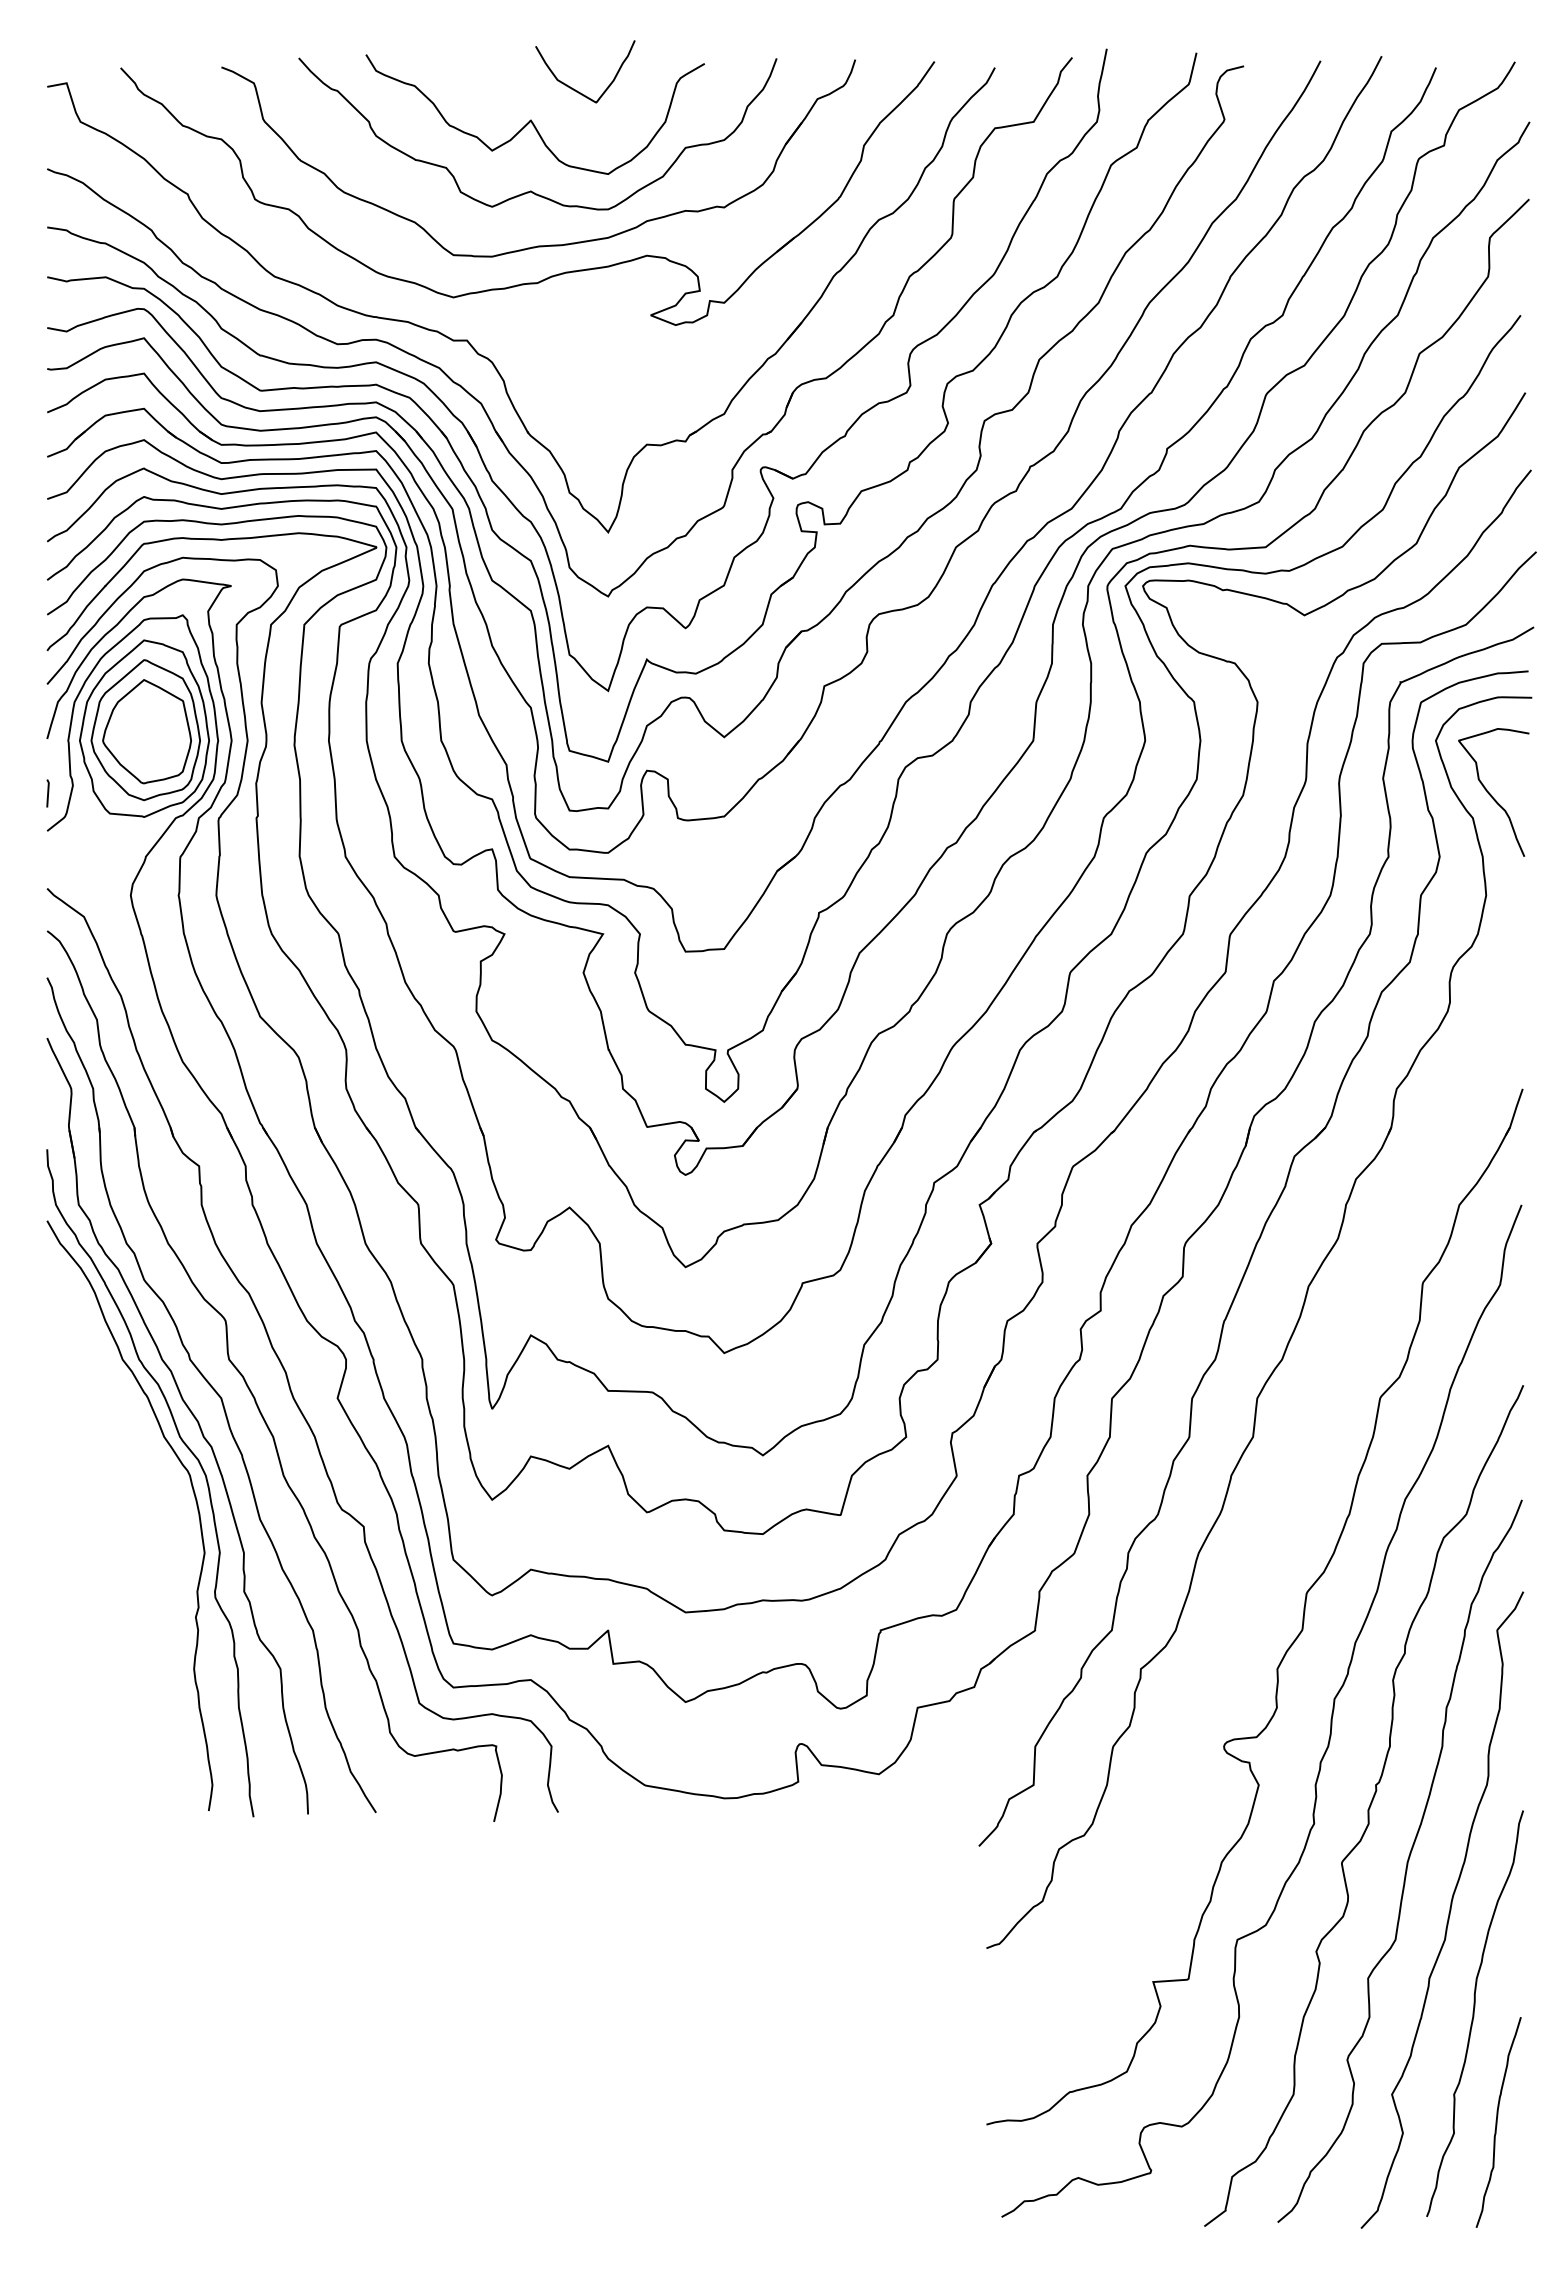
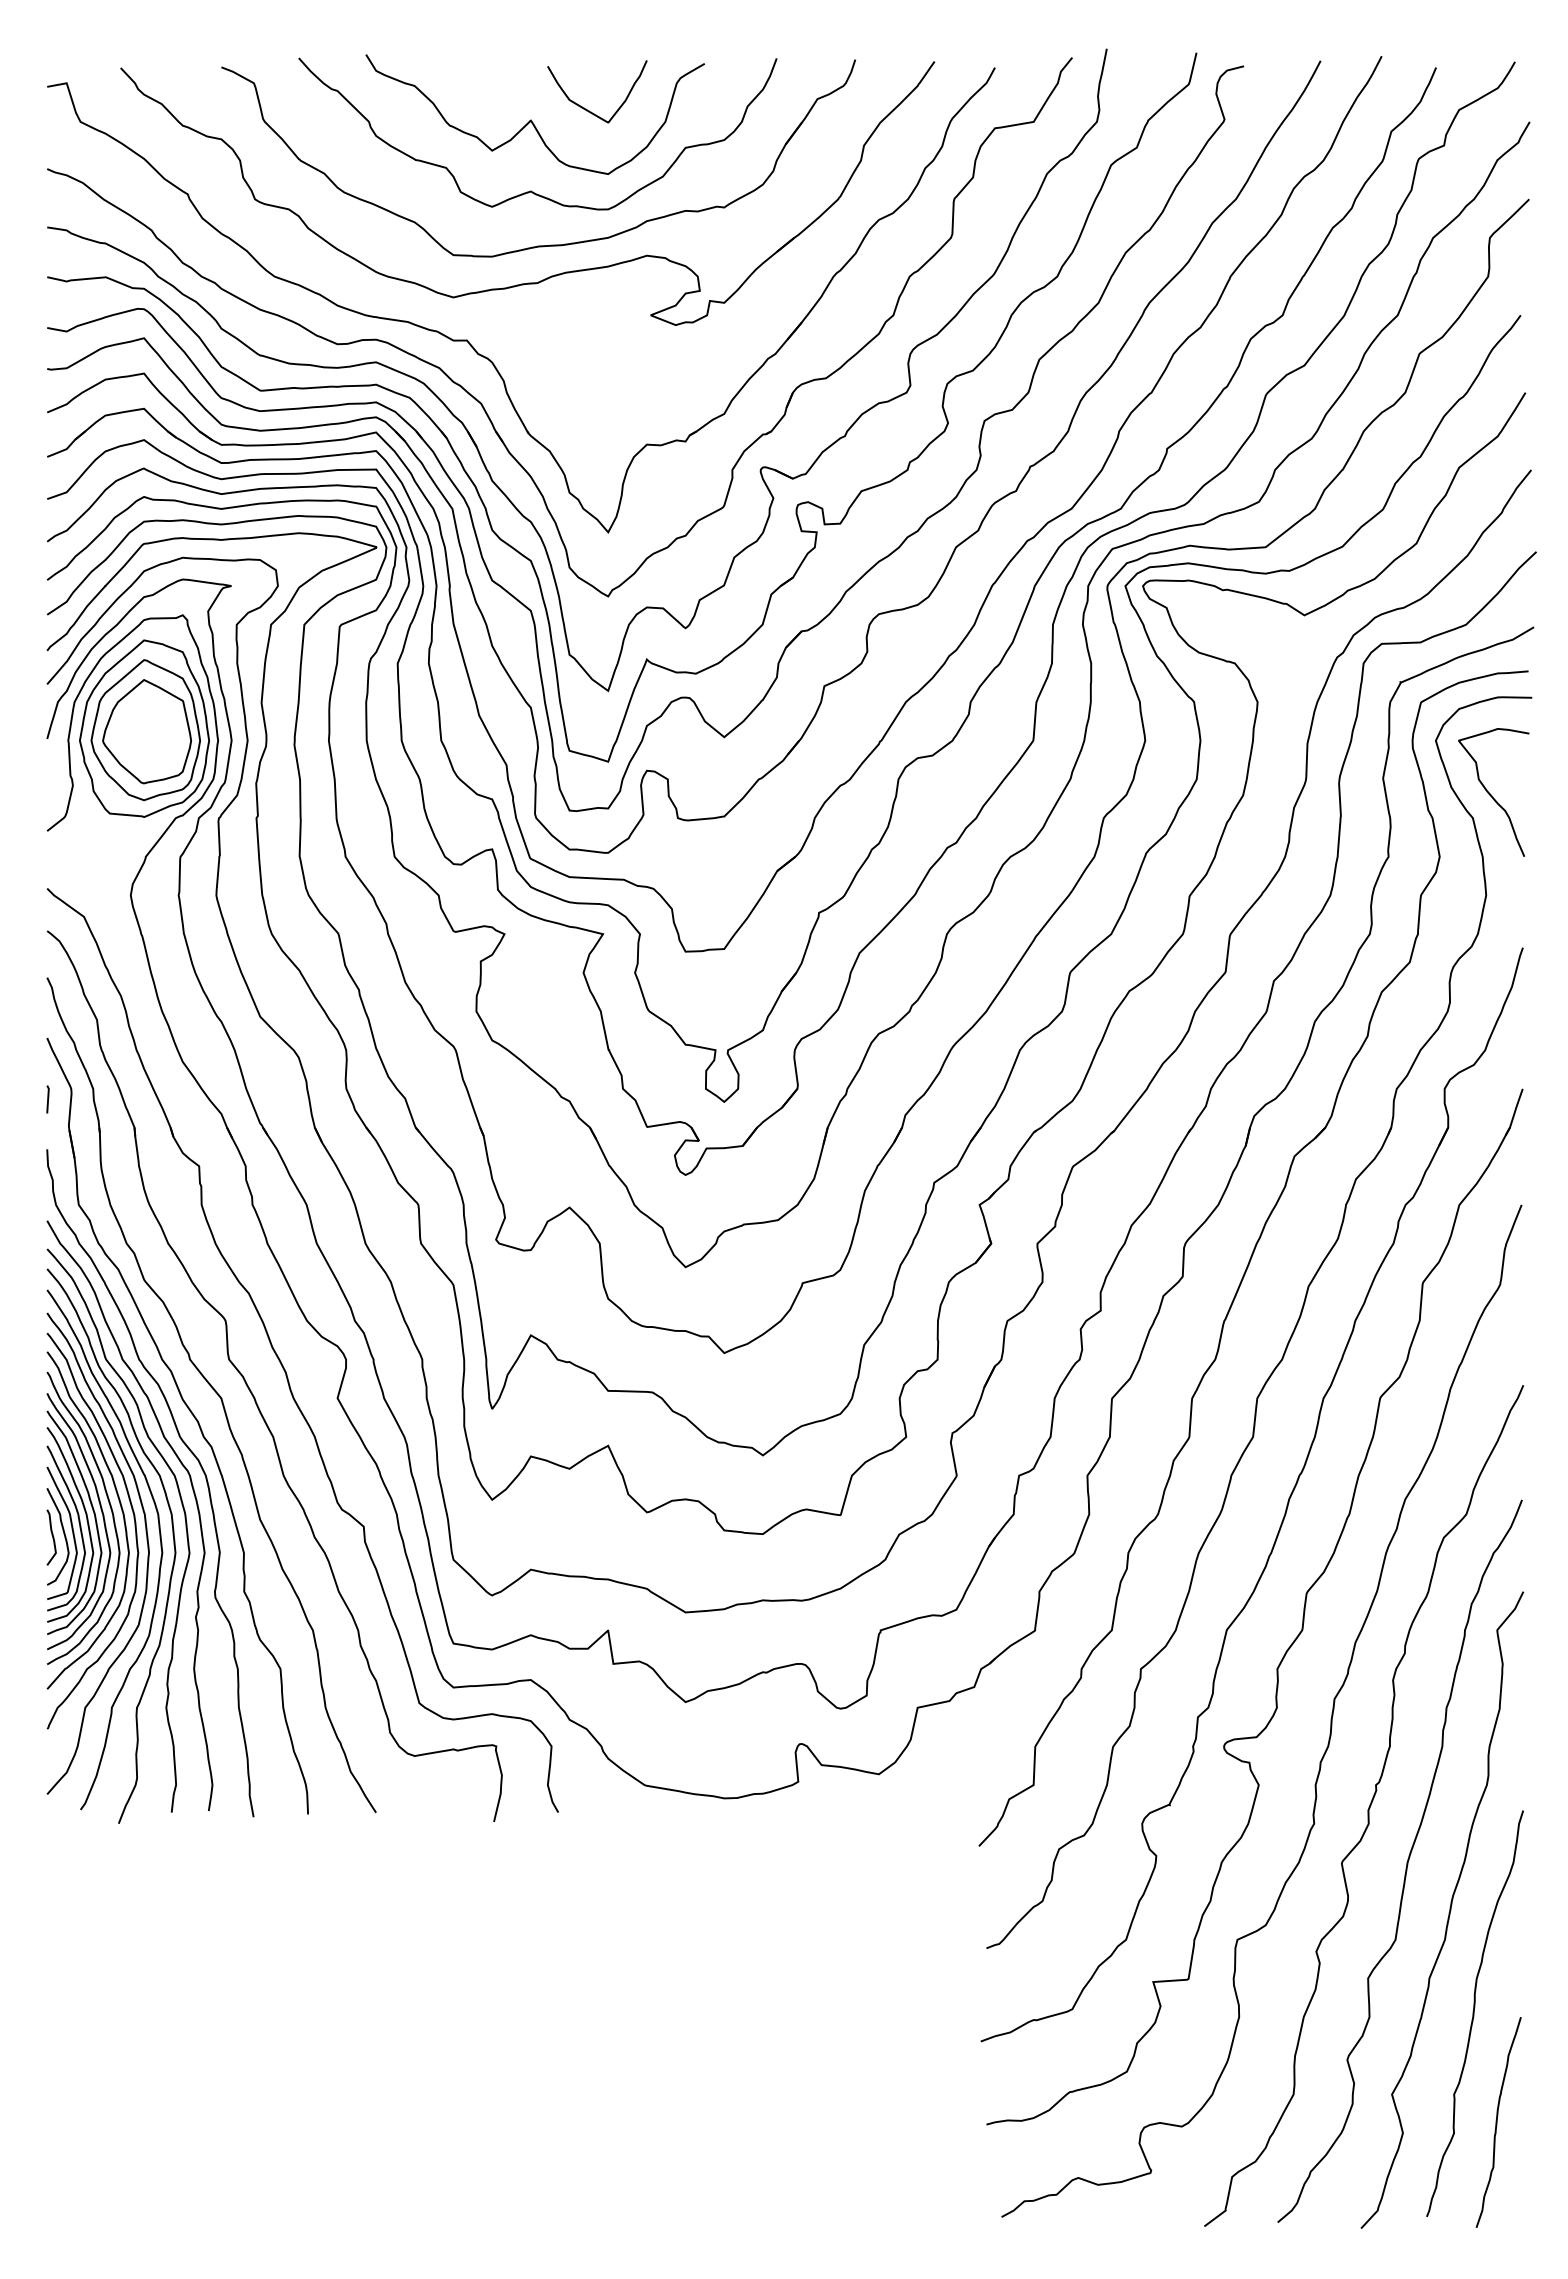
curve position: (575, 89) -> (587, 109) (587, 109)
line position: (47, 793) -> (47, 1099) (47, 1099)
part: none -> present (1287, 1501)
part: none -> present (118, 1535)
